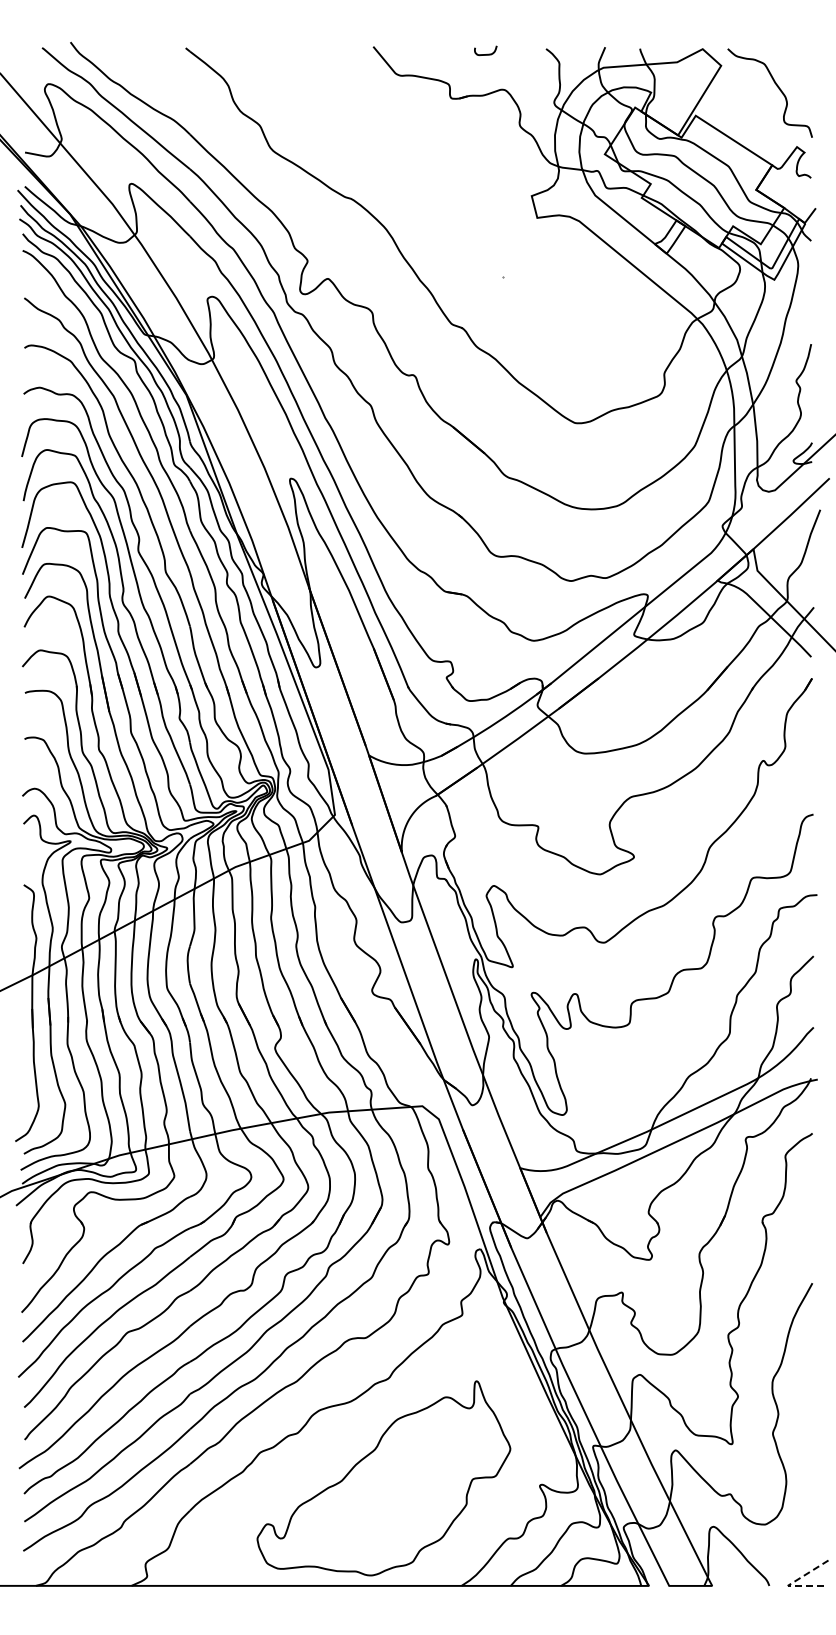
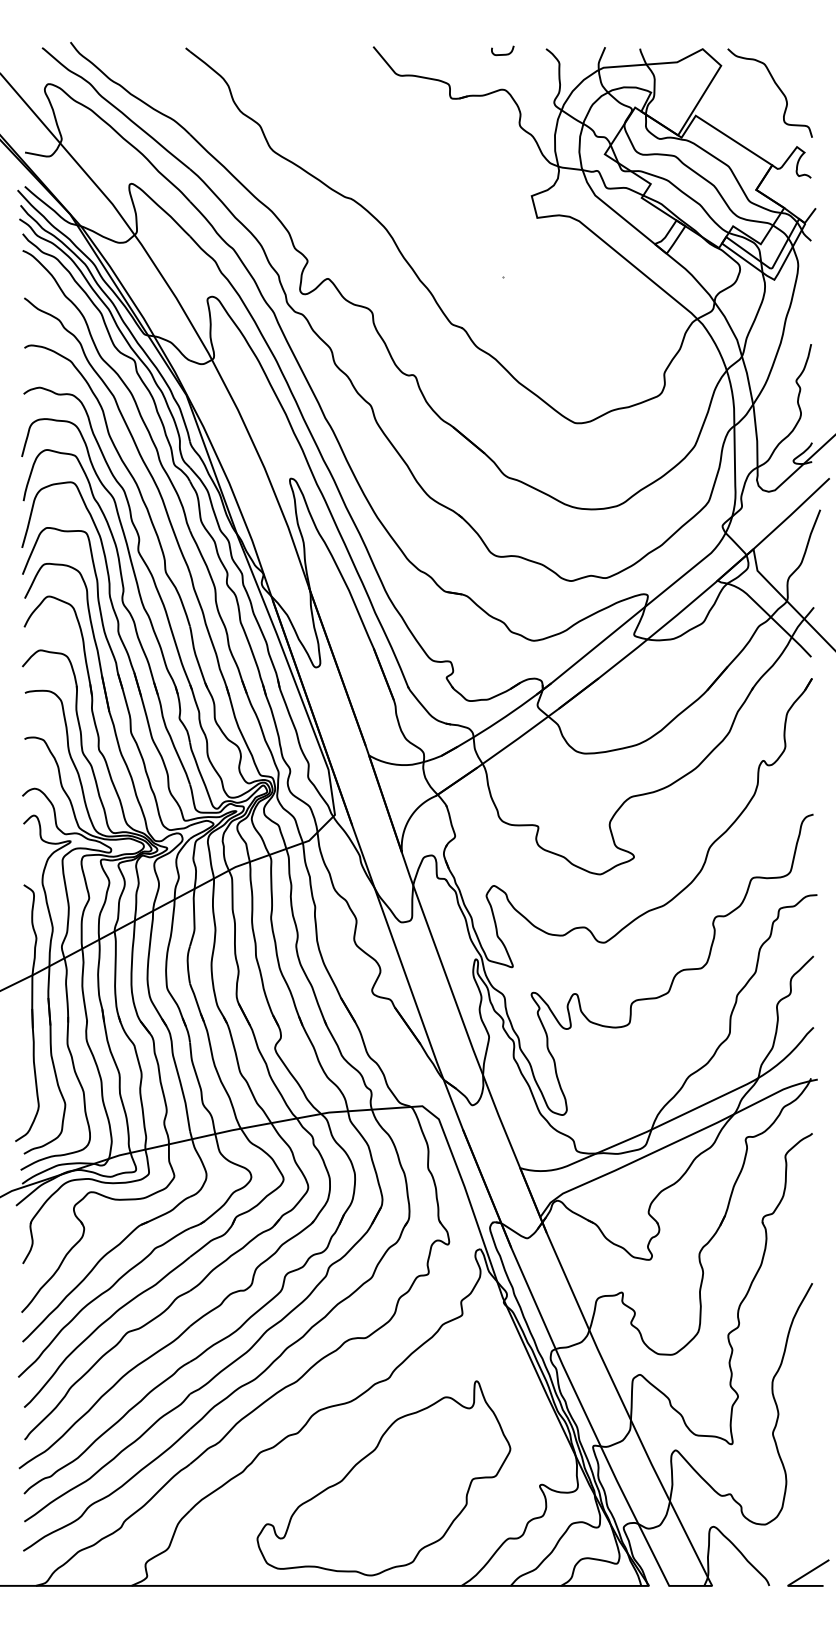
curve position: (487, 53) -> (504, 53) (504, 53)
line: dashed -> solid (793, 1582)
